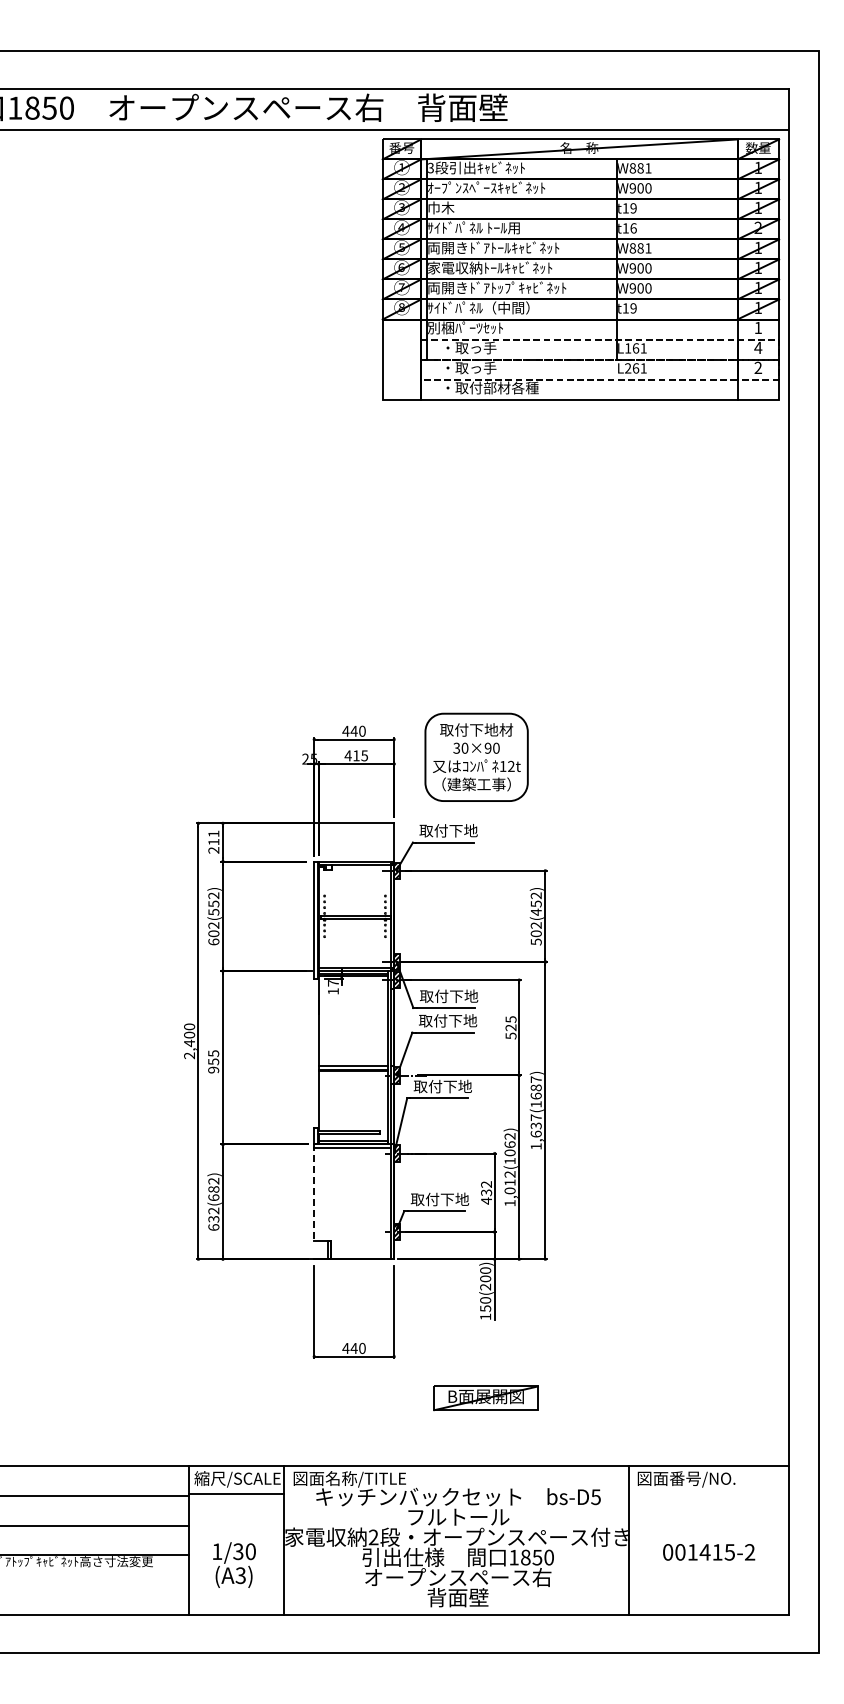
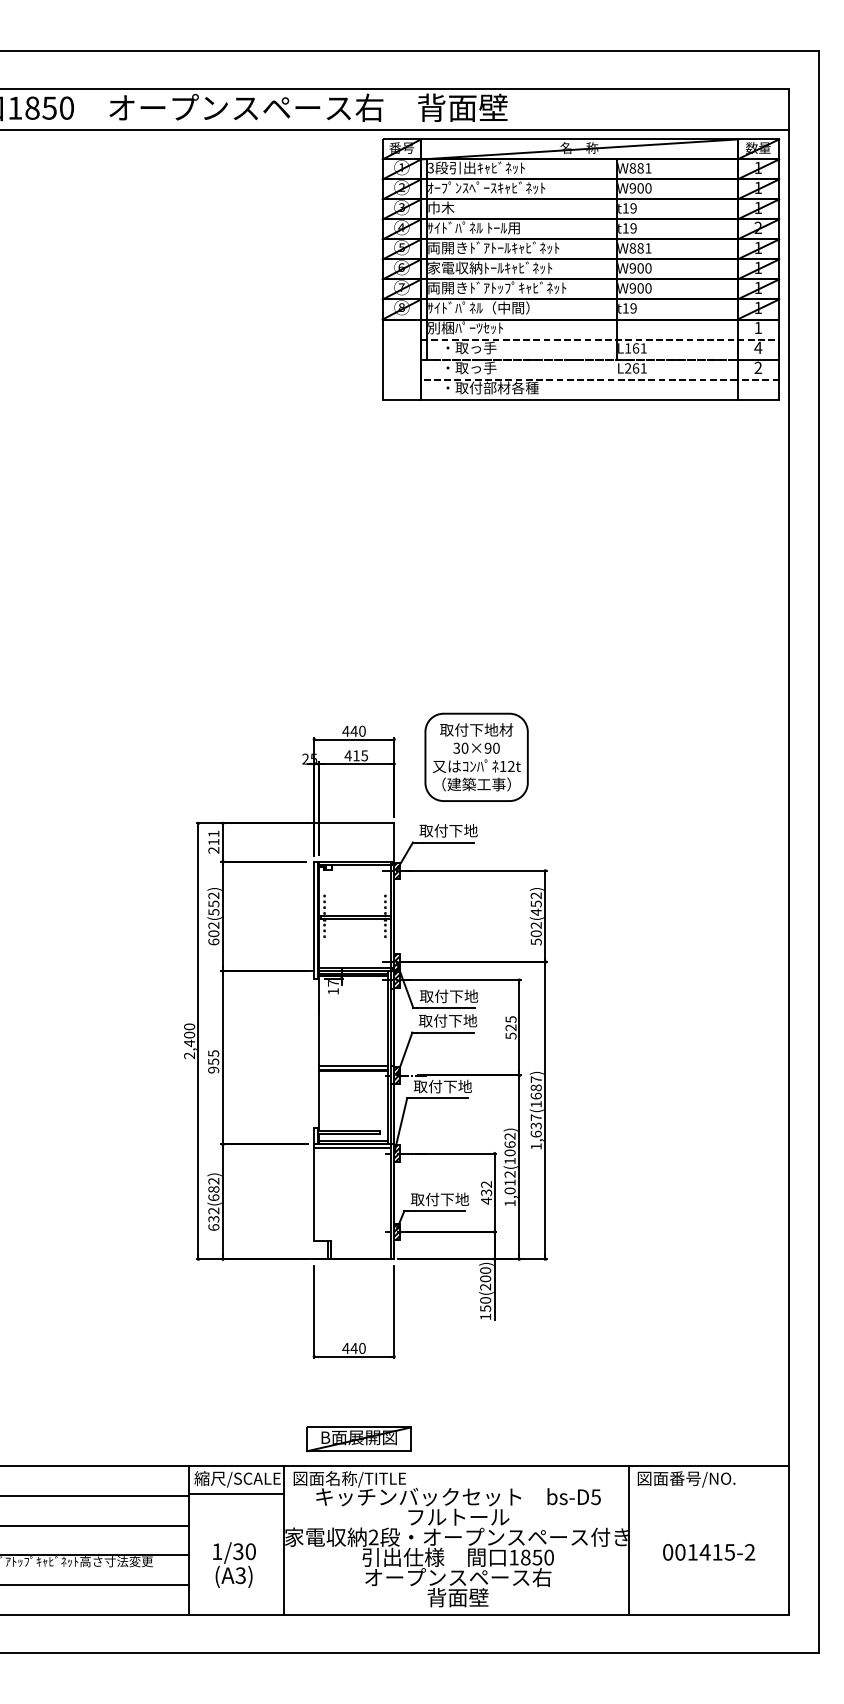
text: t16 -> t19 (633, 228)
line: dashed -> solid (314, 1193)
part position: (485, 1398) -> (358, 1439) (358, 1439)
line: none -> present (95, 1584)
